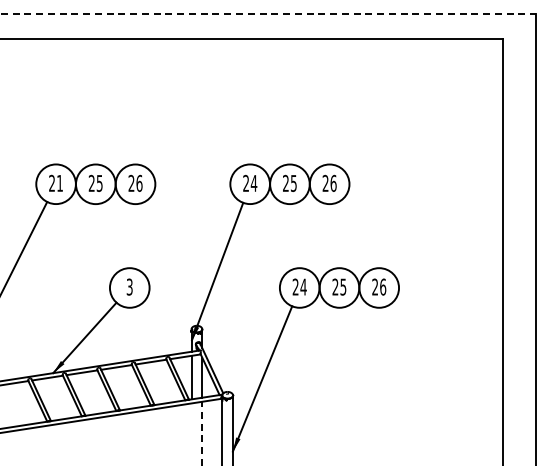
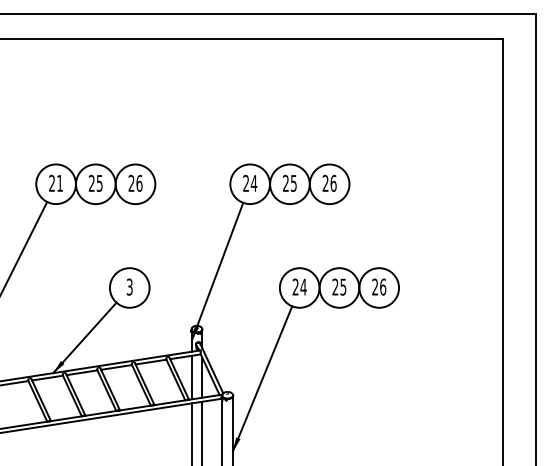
line: dashed -> solid (268, 14)
line: none -> present (191, 432)
line: dashed -> solid (202, 433)
